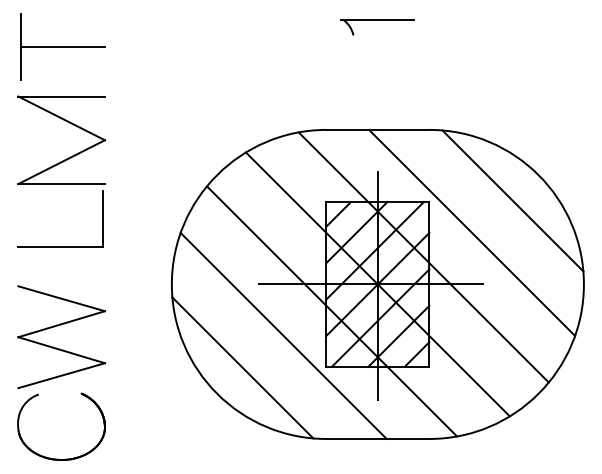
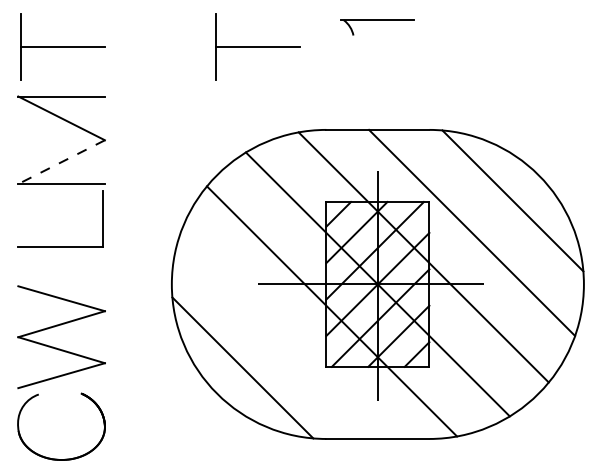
part: none -> present (257, 46)
line: solid -> dashed (61, 162)
line: present -> none (283, 335)
